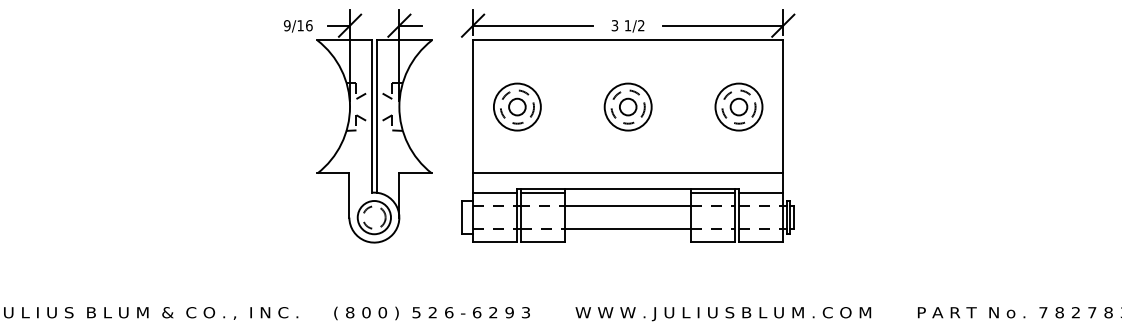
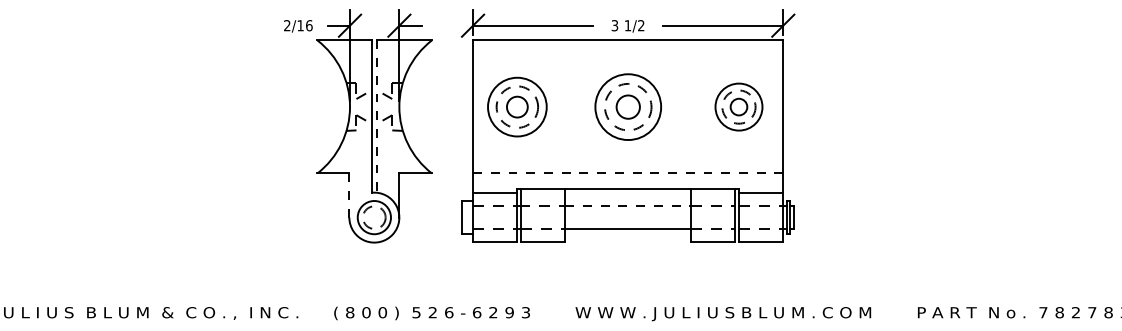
text: 9/16 -> 2/16 (286, 25)
part size: 49x50 px -> 61x62 px (517, 106)
part size: 50x50 px -> 68x68 px (627, 106)
line: solid -> dashed (377, 117)
line: solid -> dashed (628, 173)
line: present -> none (542, 192)
line: present -> none (713, 192)
line: solid -> dashed (349, 196)
line: solid -> dashed (628, 206)
